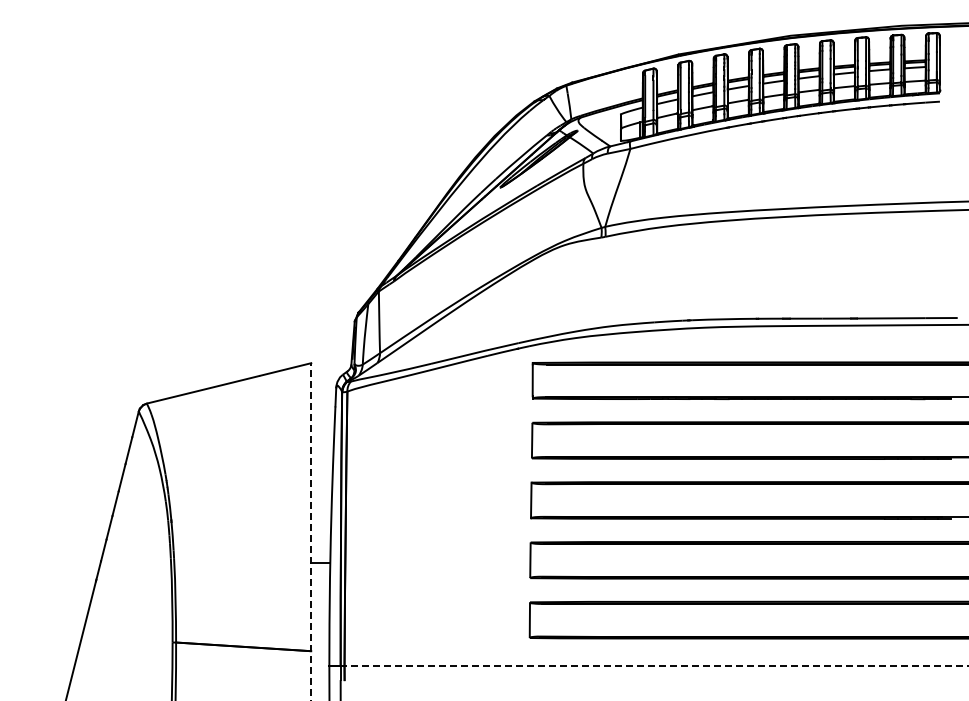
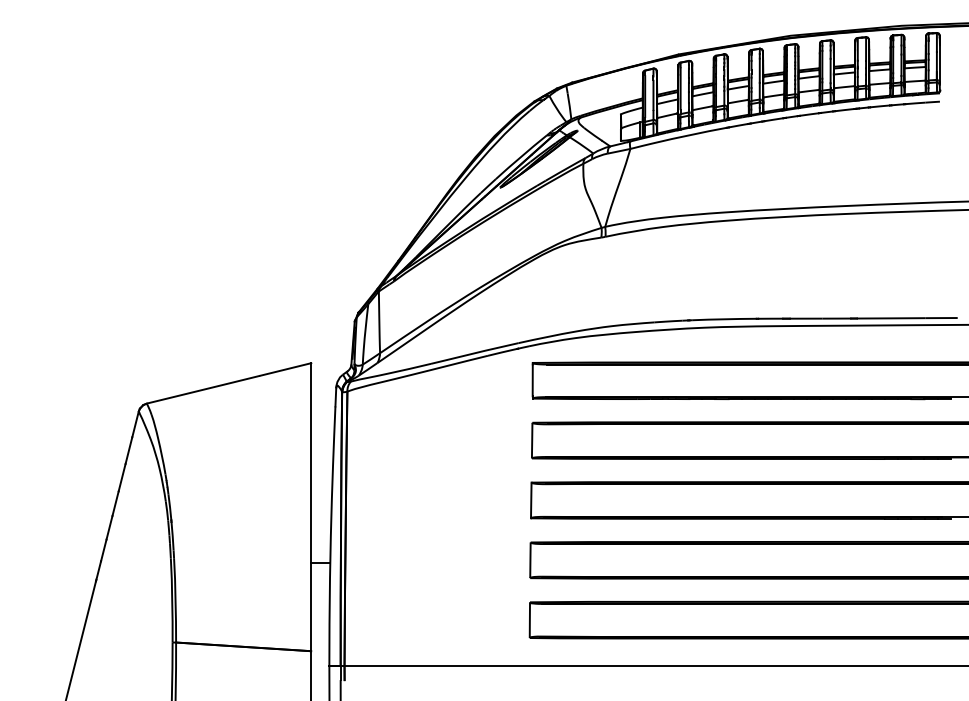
line: dashed -> solid (311, 531)
line: dashed -> solid (654, 666)
